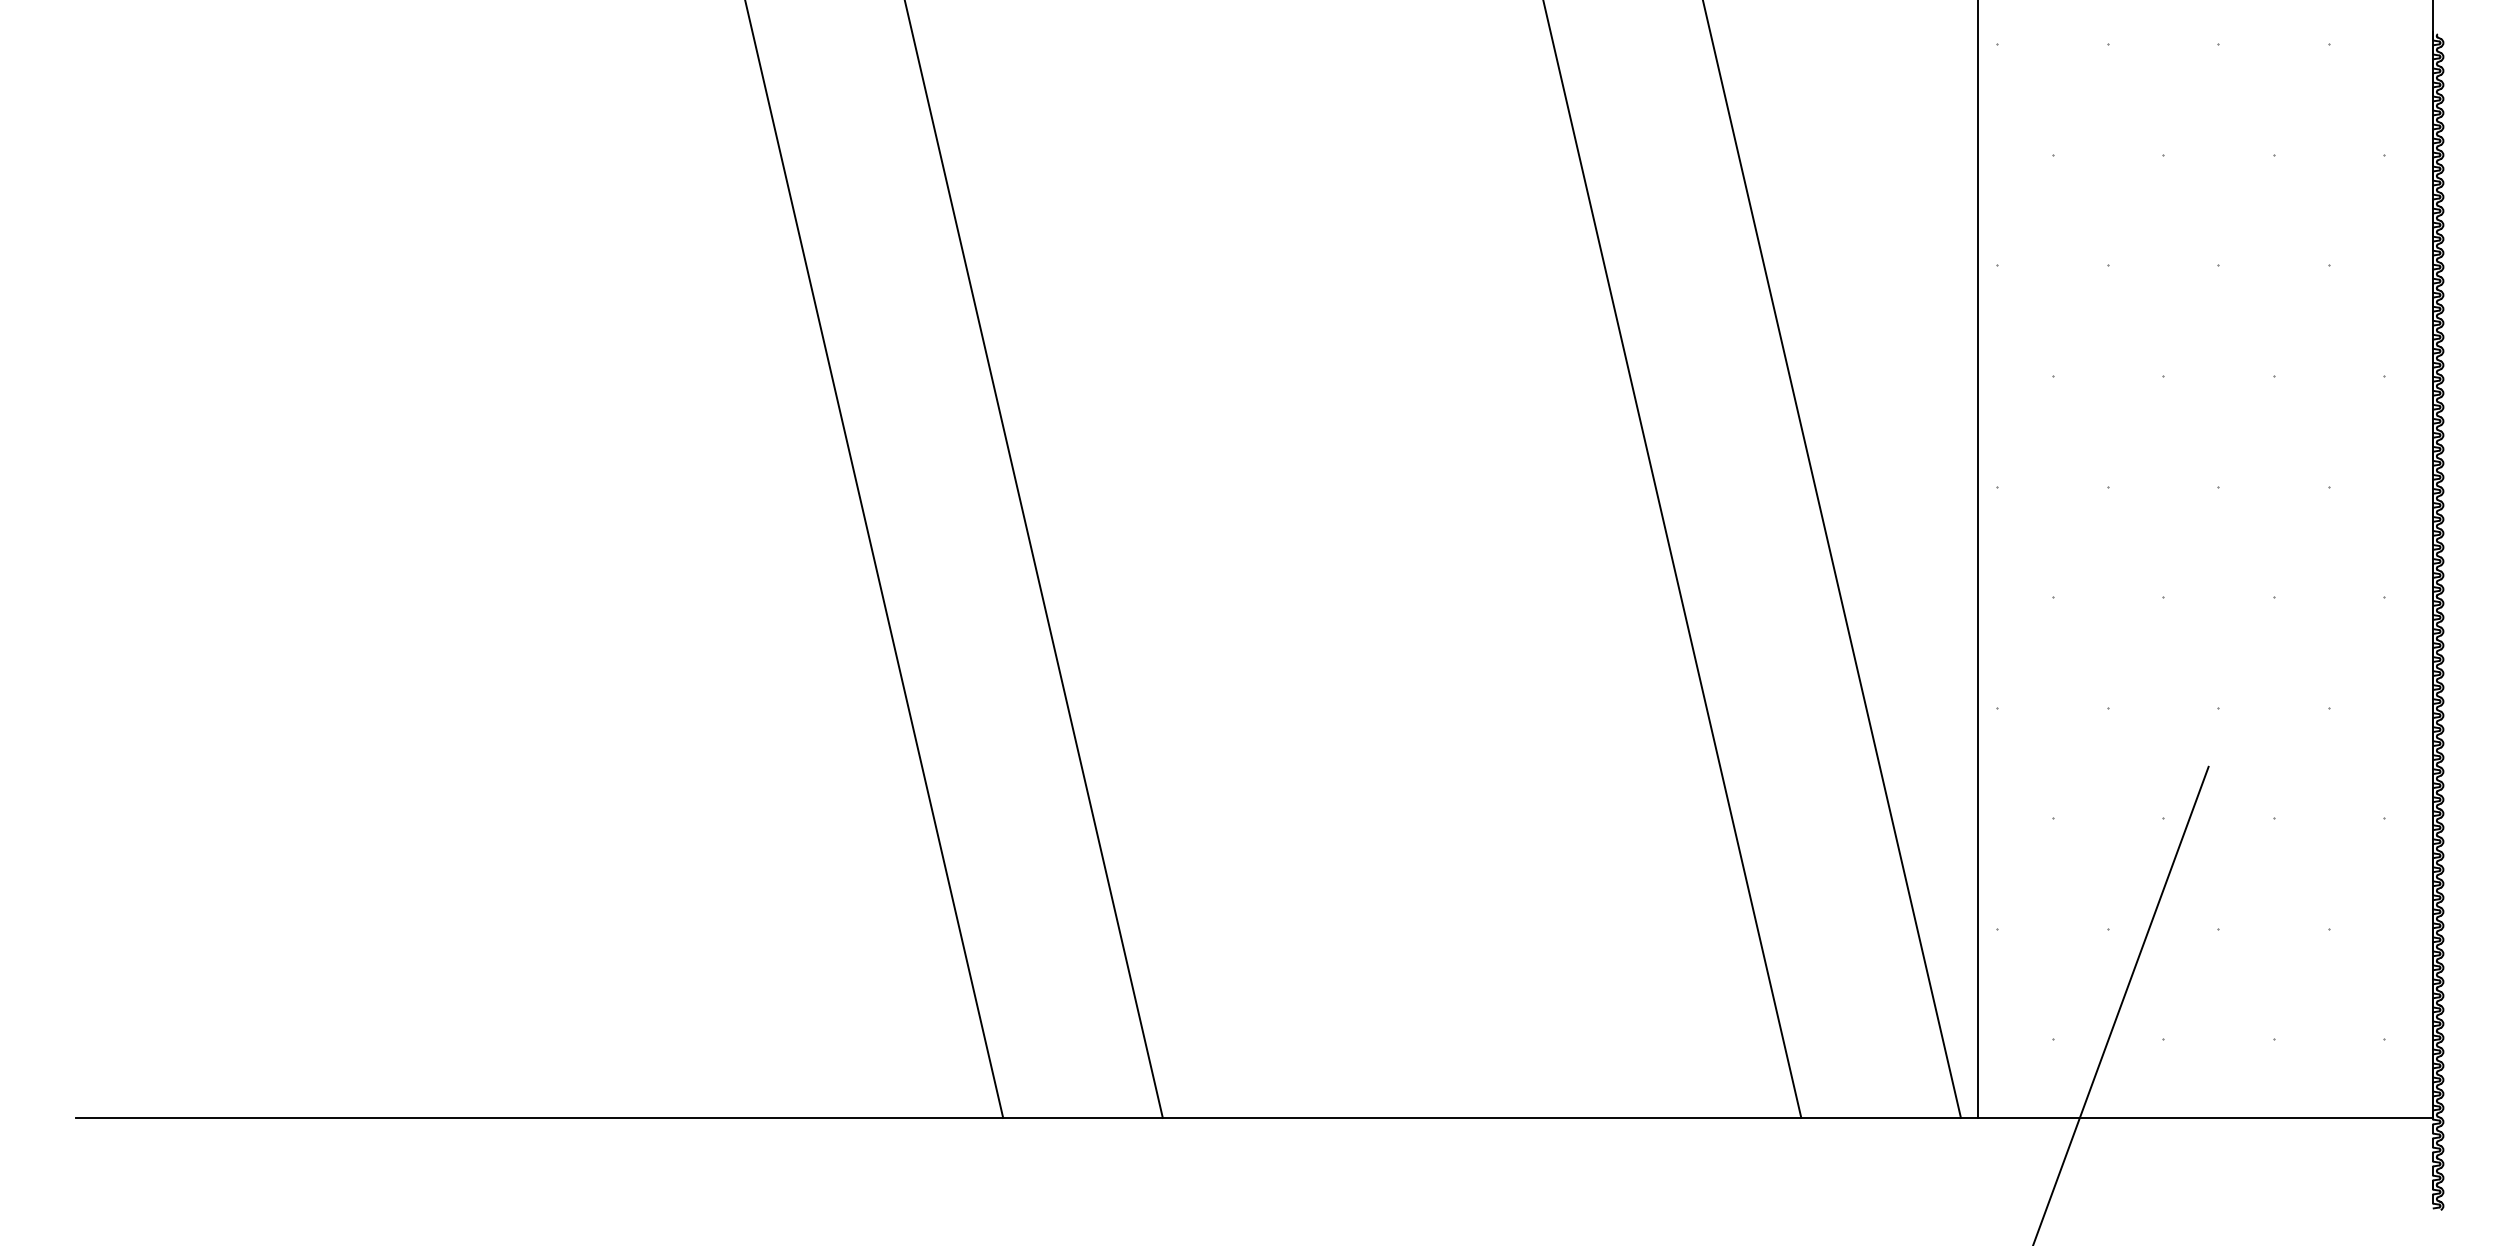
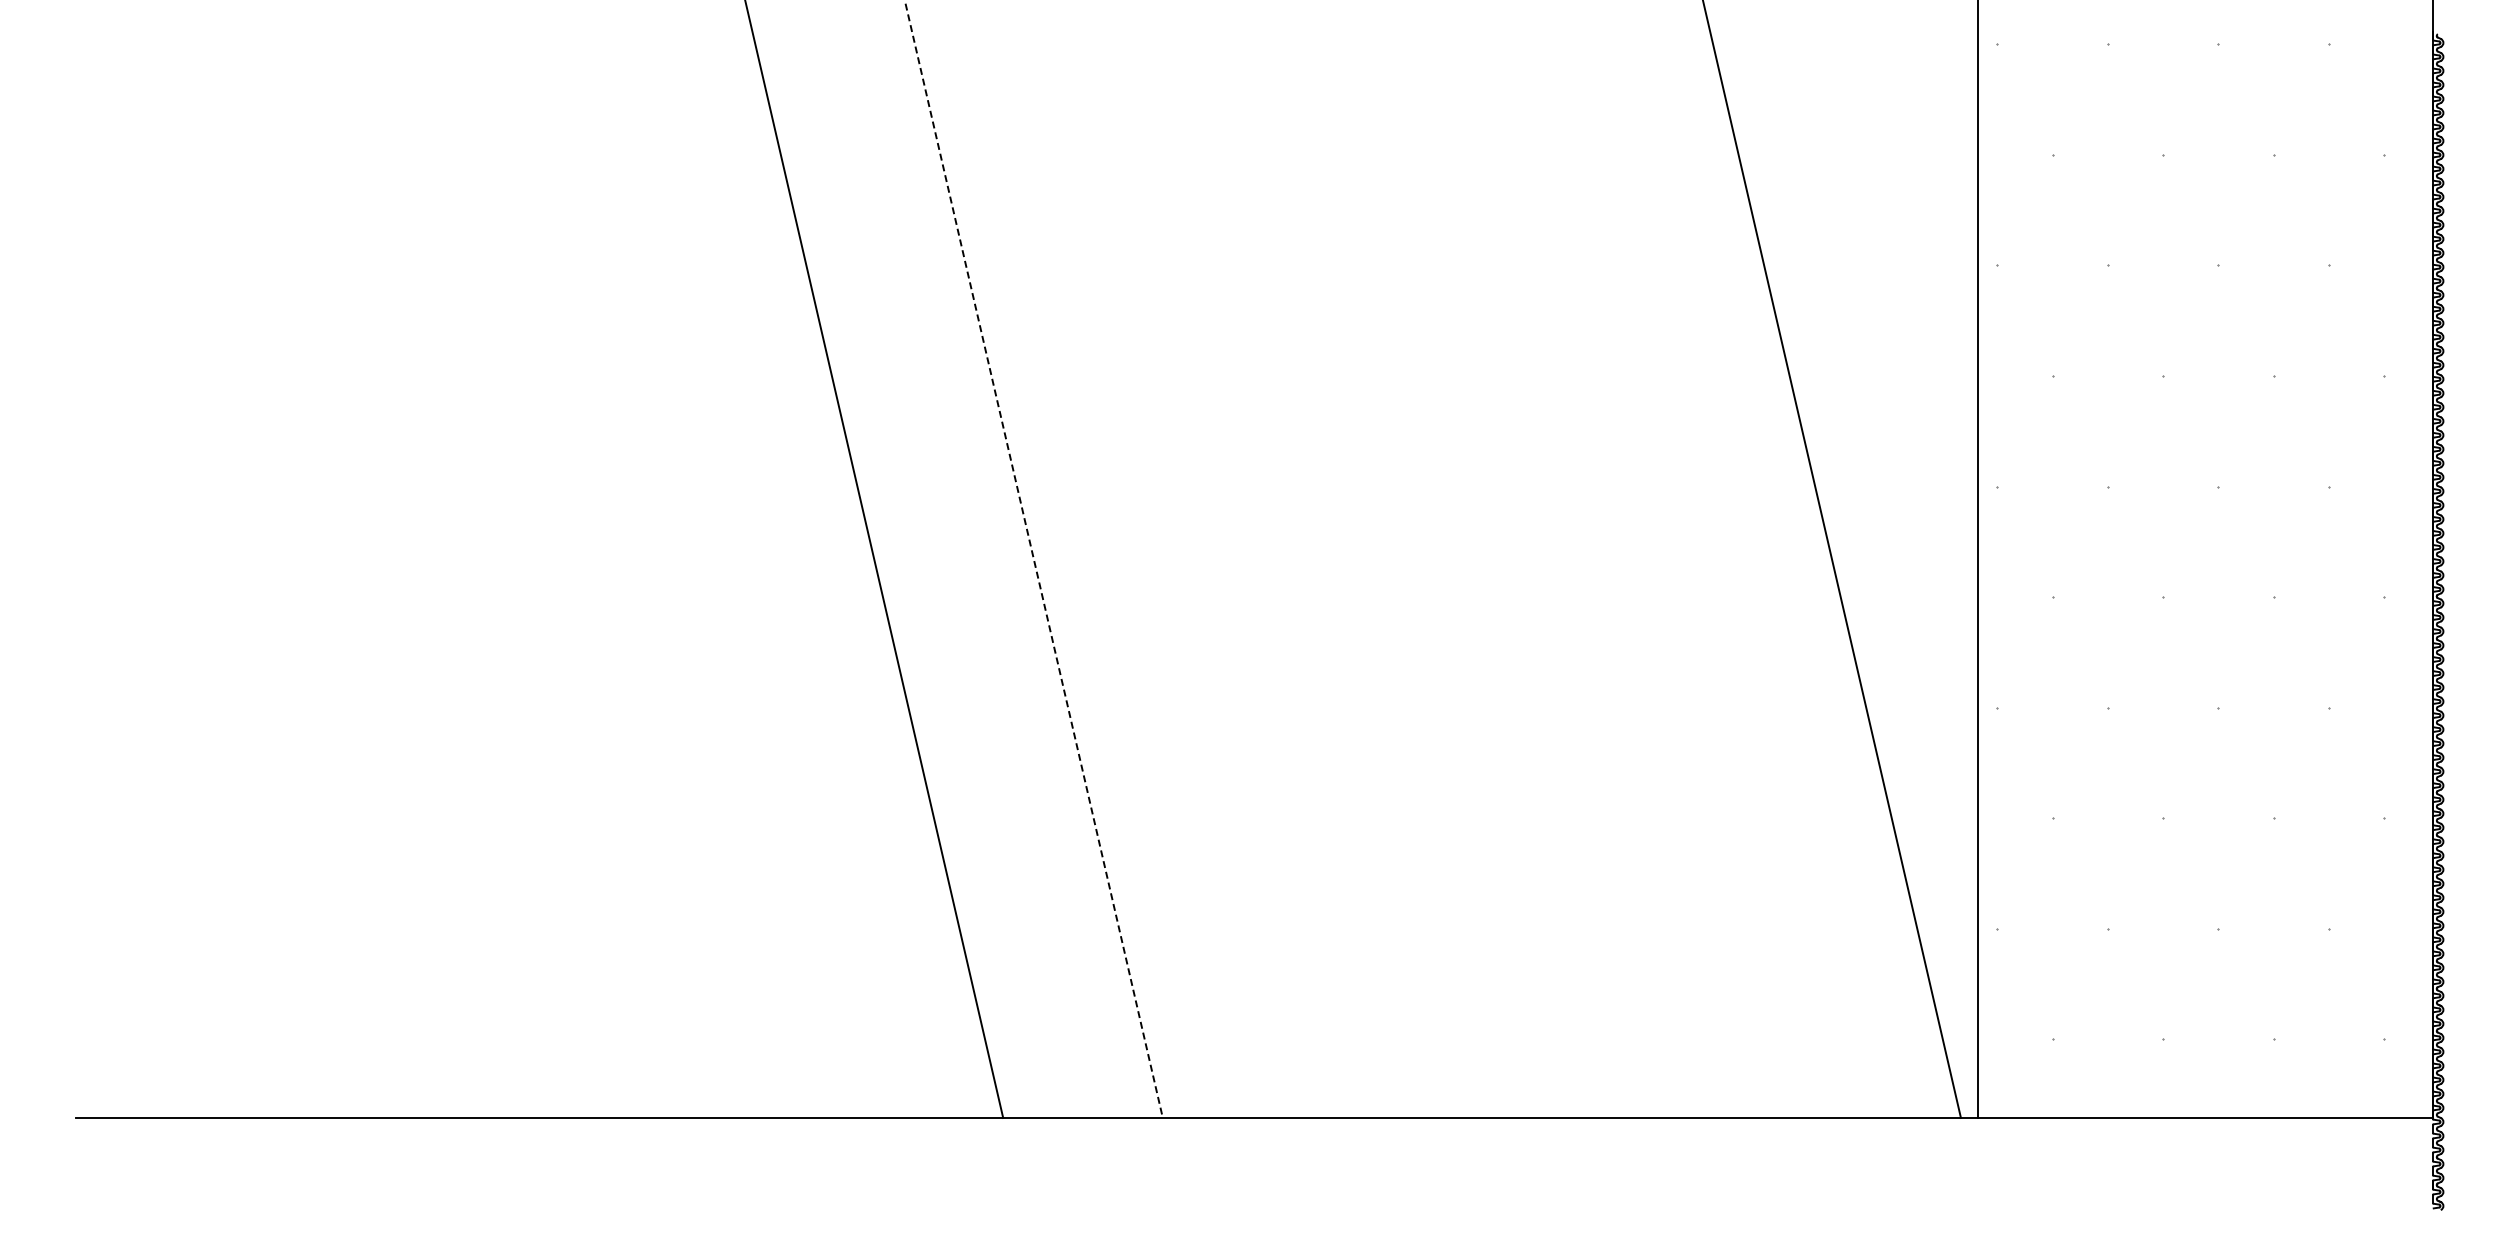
line: solid -> dashed (1033, 559)
line: present -> none (1672, 559)
line: present -> none (2121, 1004)
